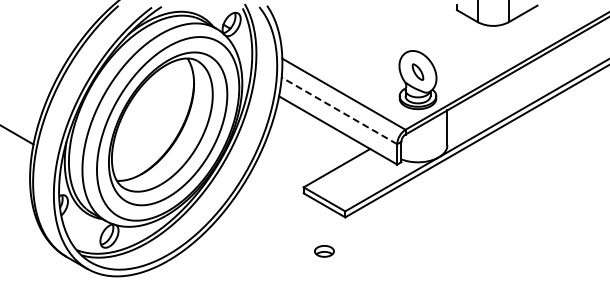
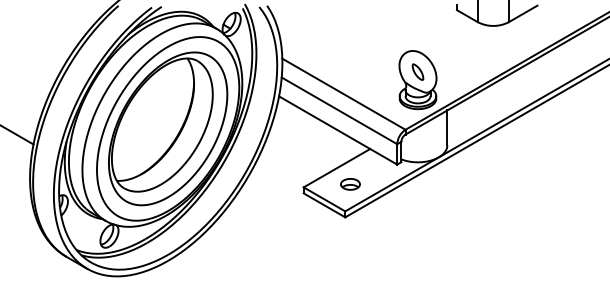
line: dashed -> solid (339, 110)
part position: (324, 251) -> (350, 184) (350, 184)
